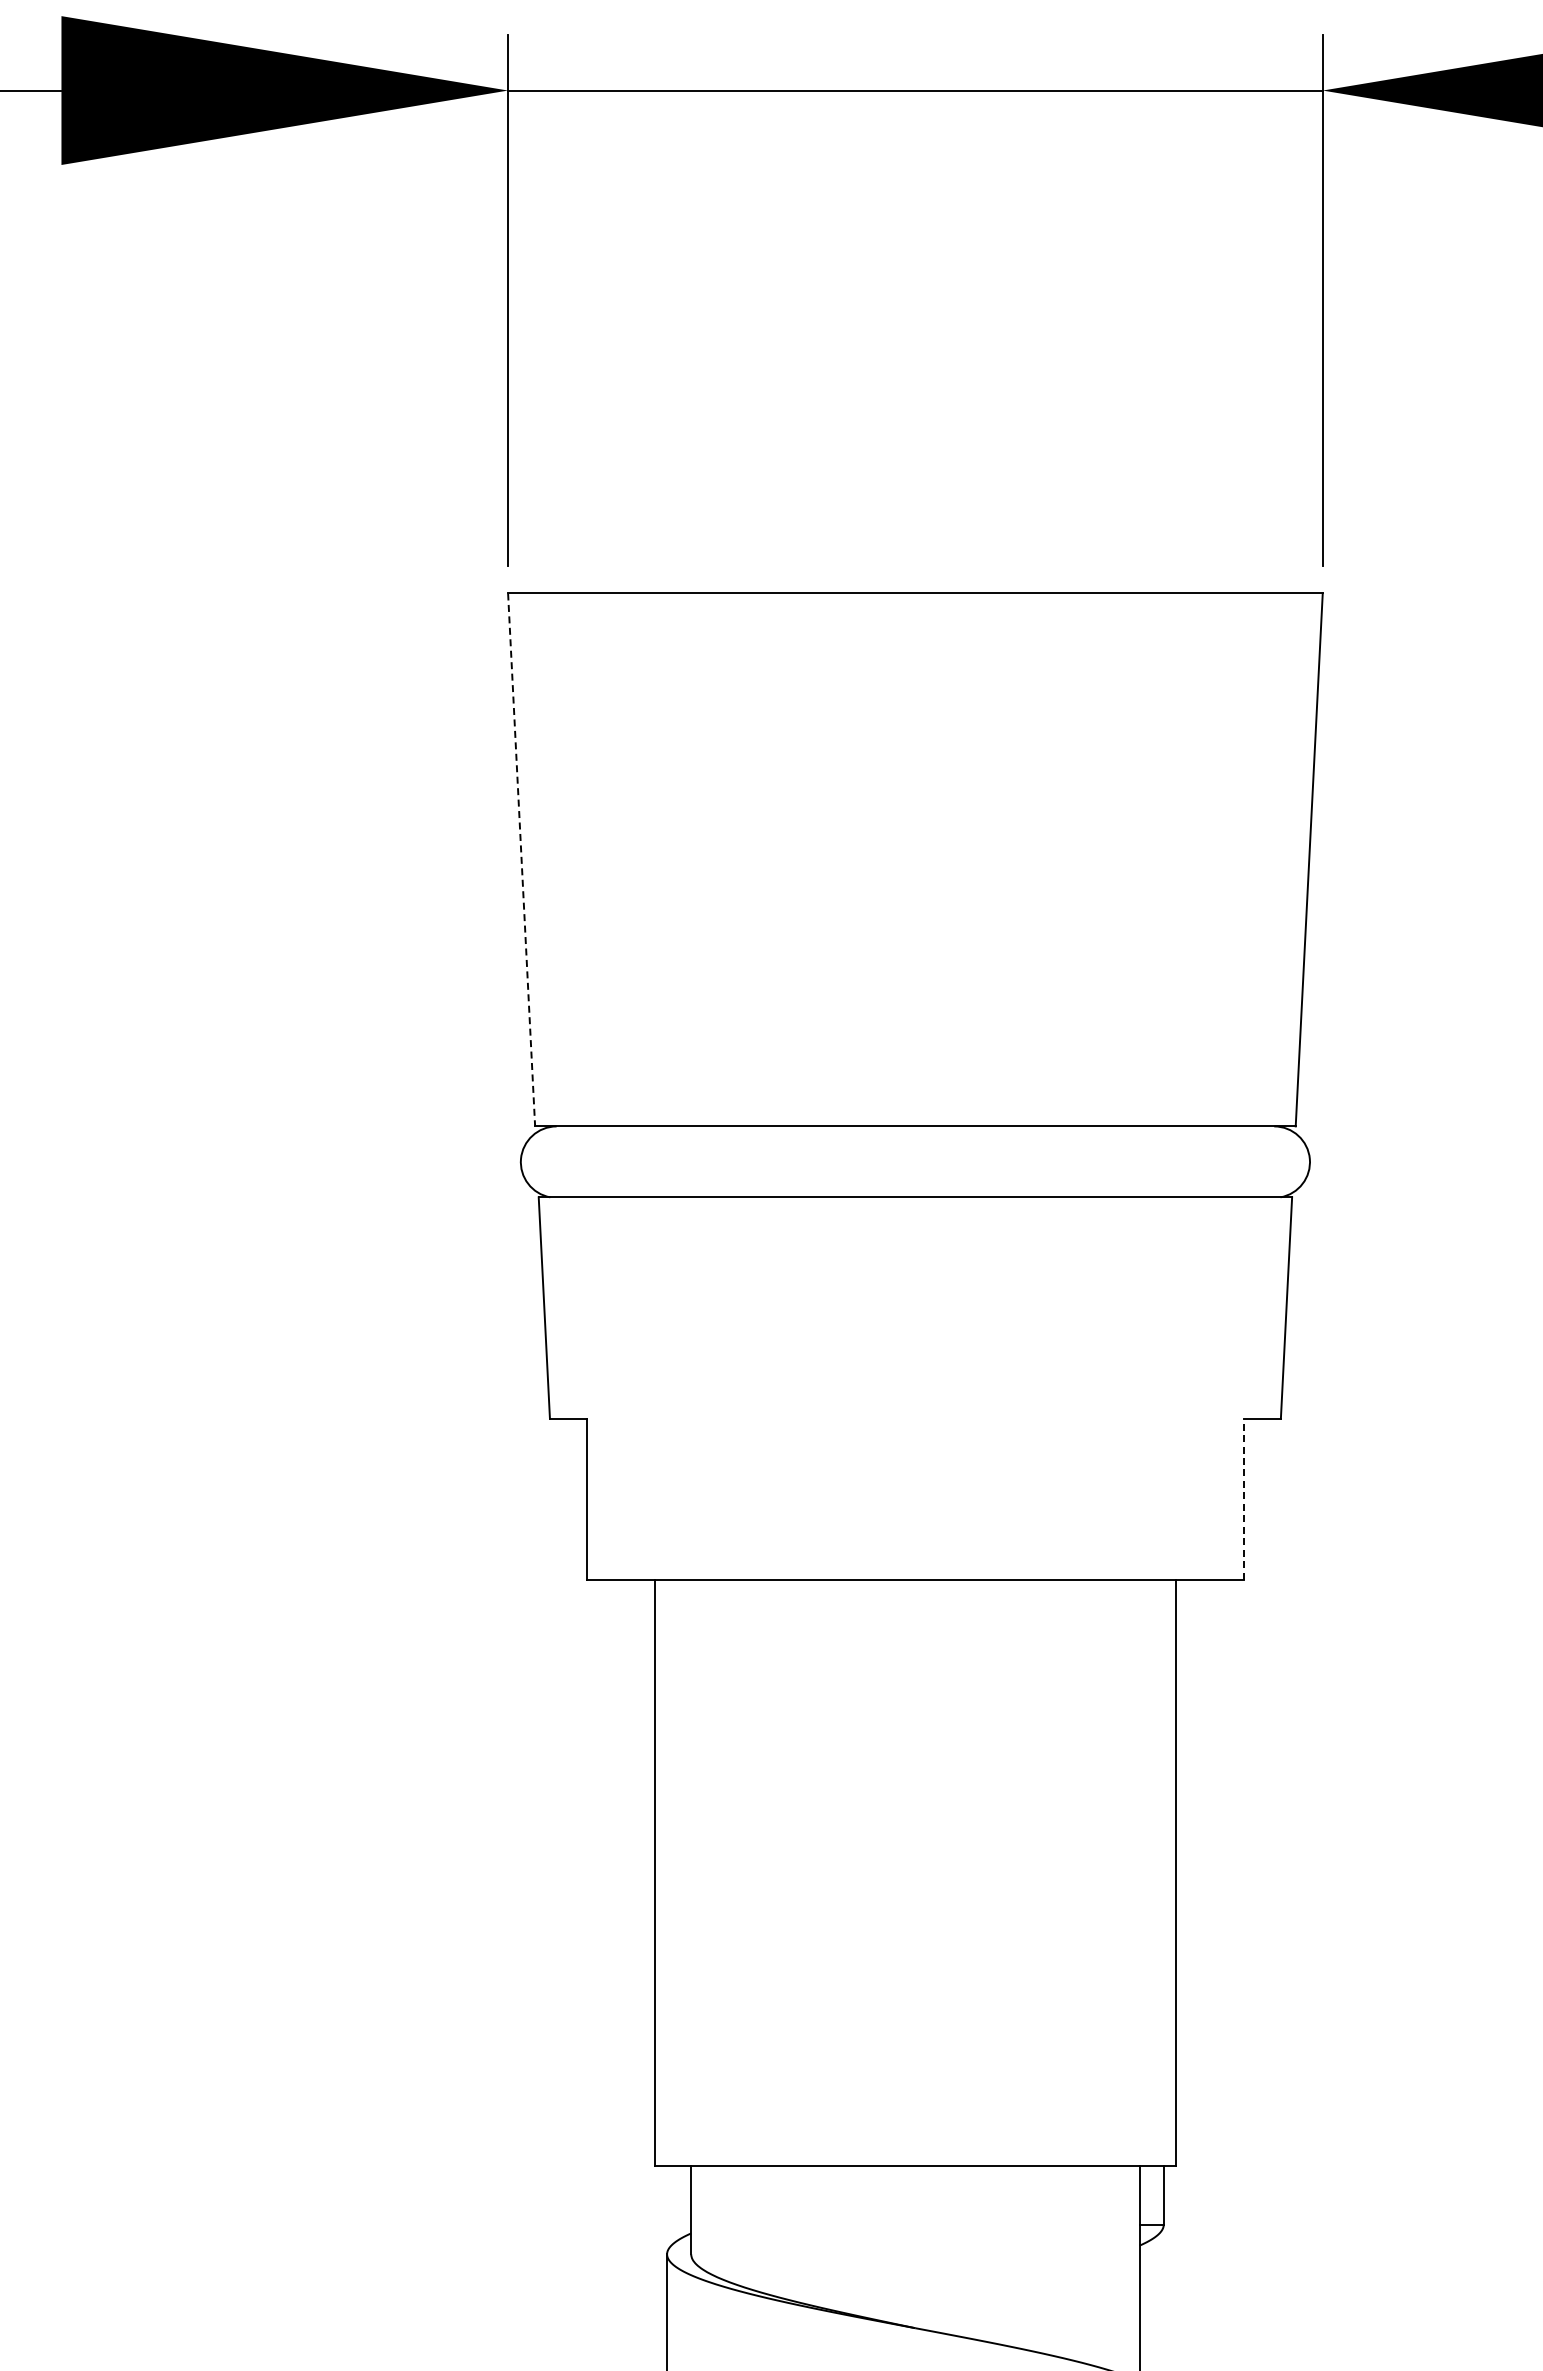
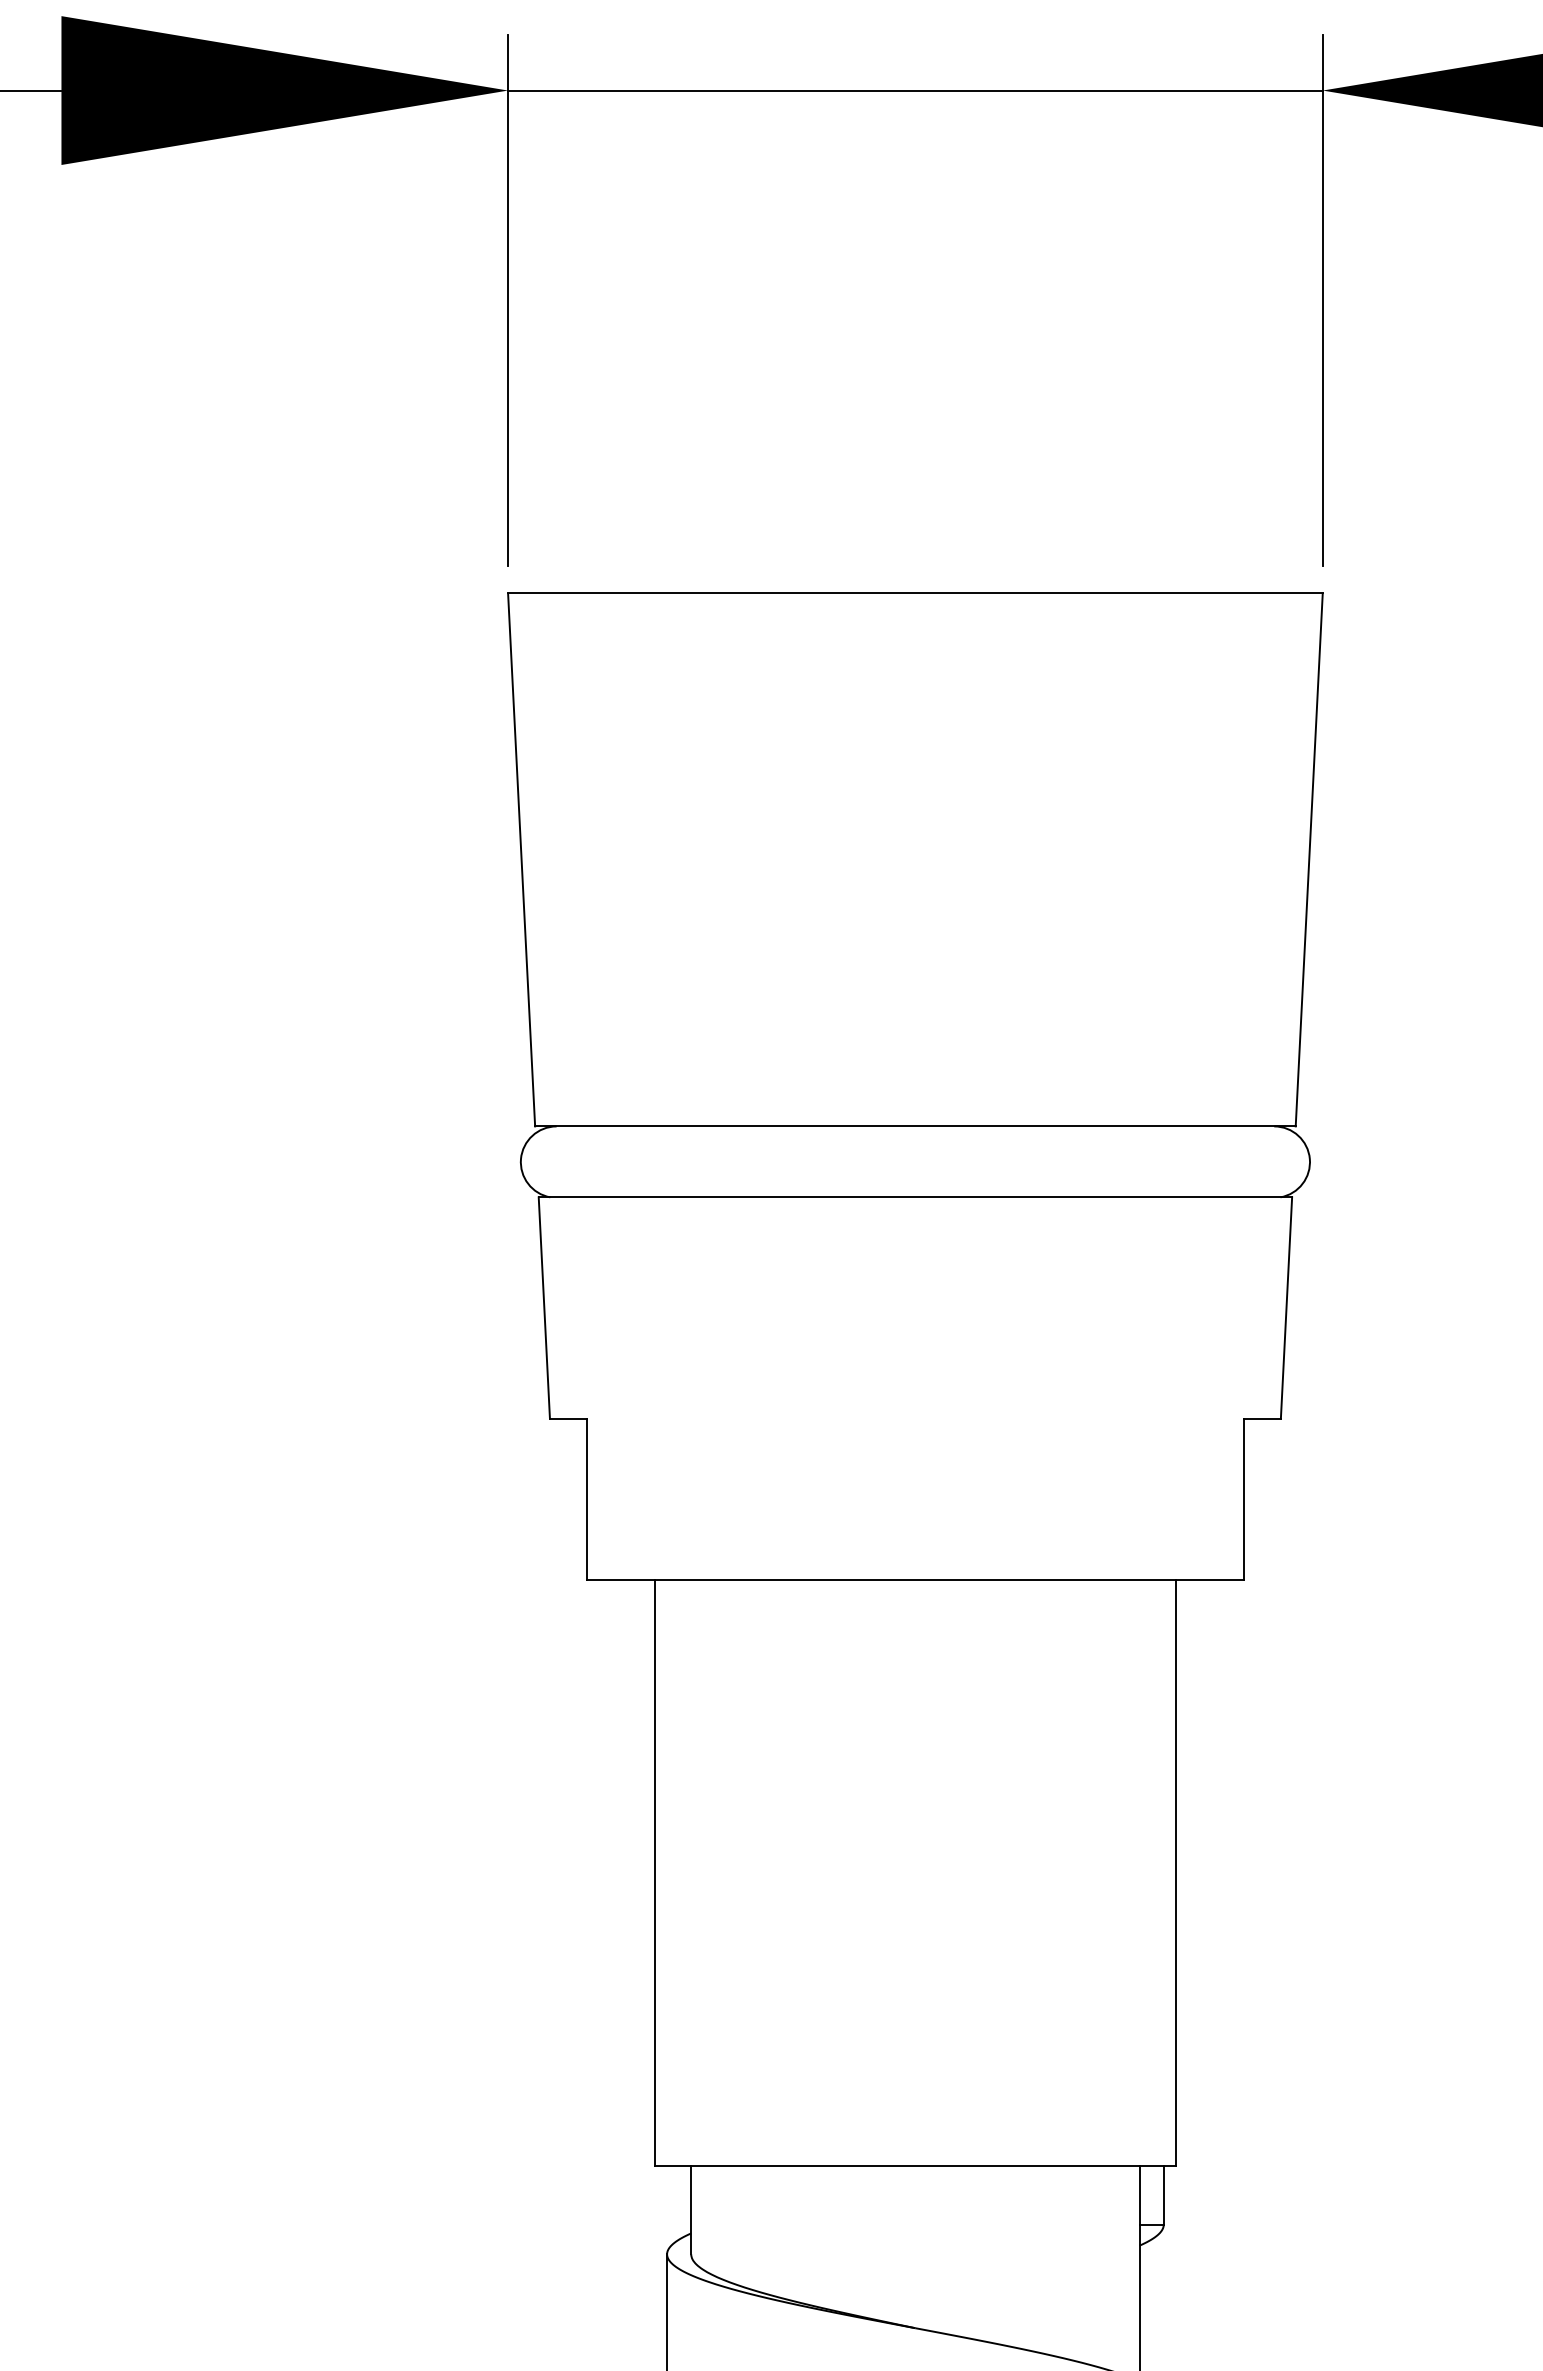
line: dashed -> solid (521, 859)
line: dashed -> solid (1244, 1498)
